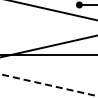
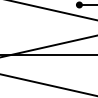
line: dashed -> solid (49, 85)
